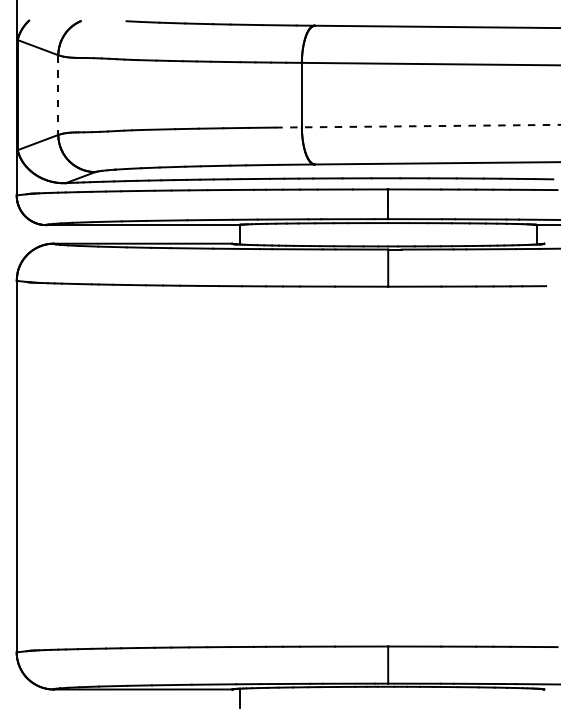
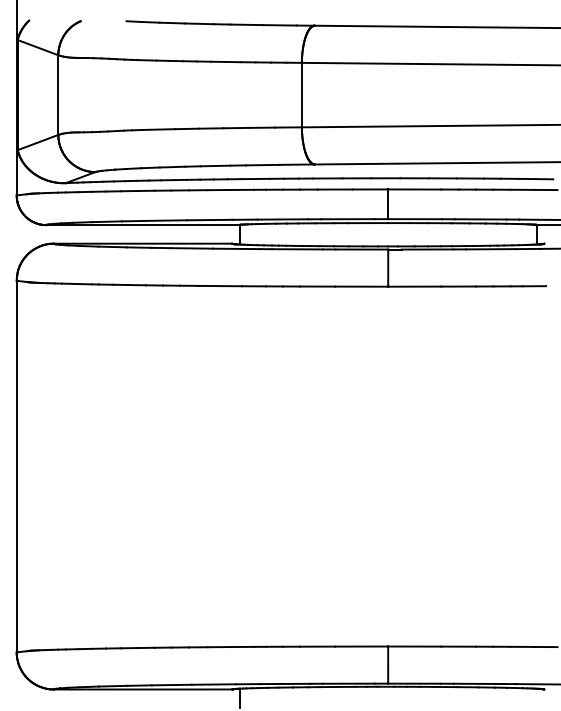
line: dashed -> solid (58, 95)
line: dashed -> solid (418, 126)
